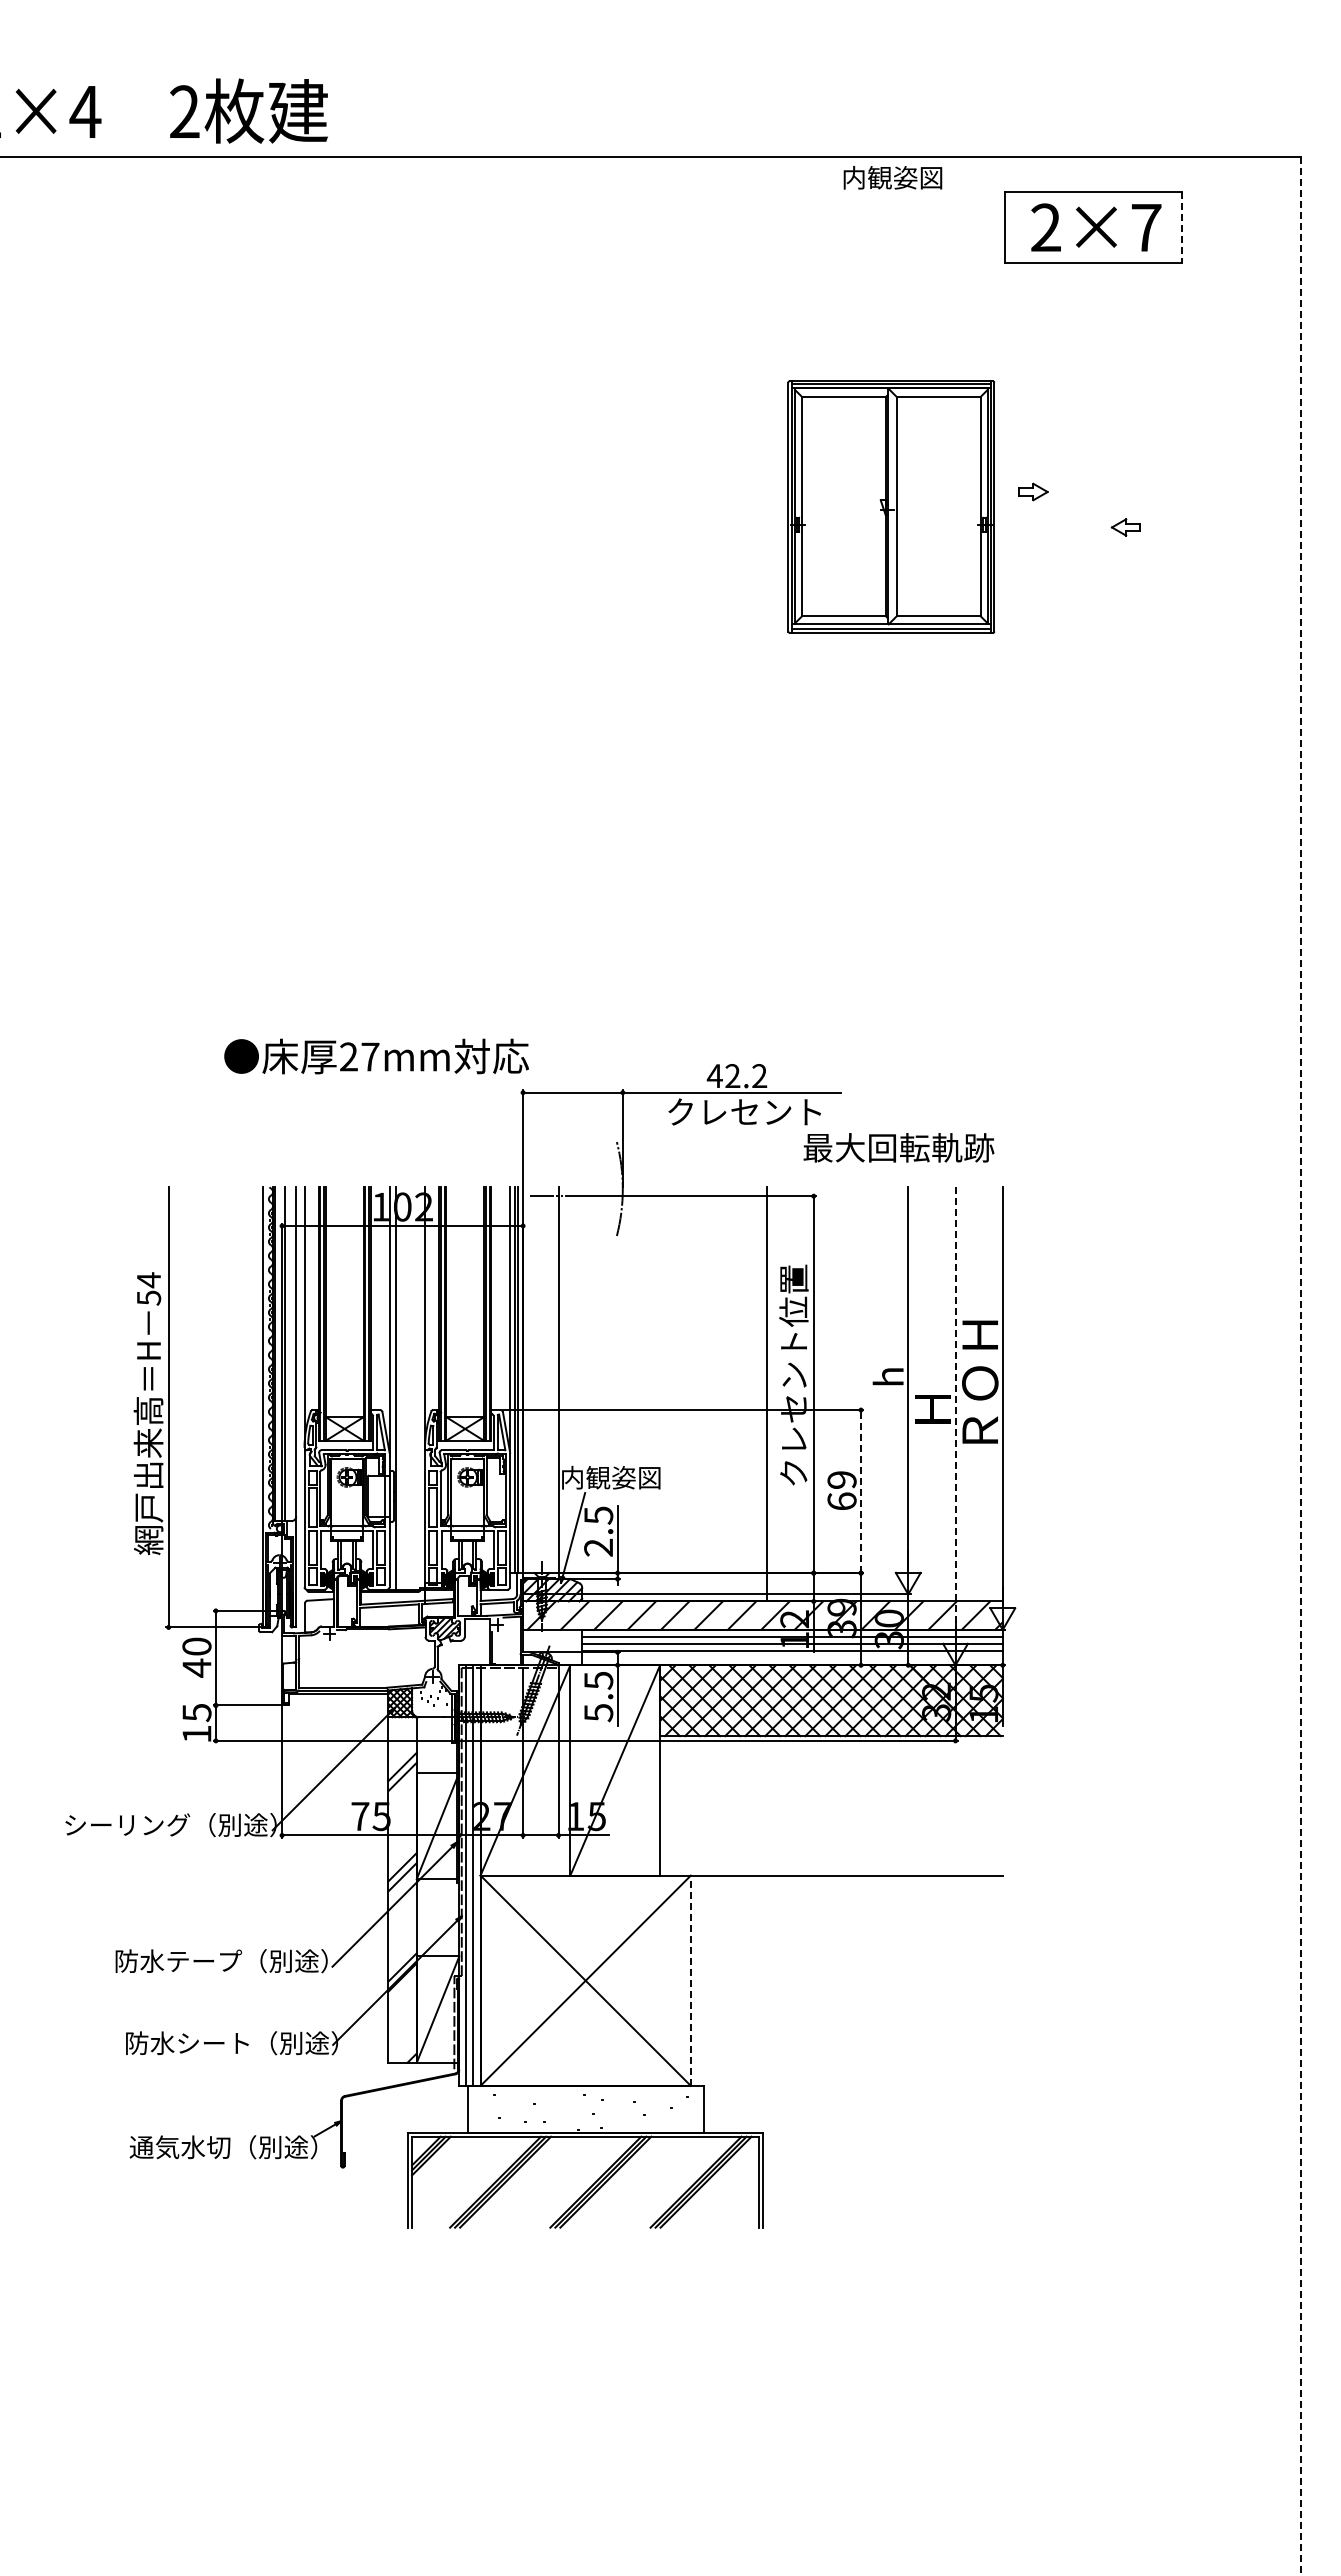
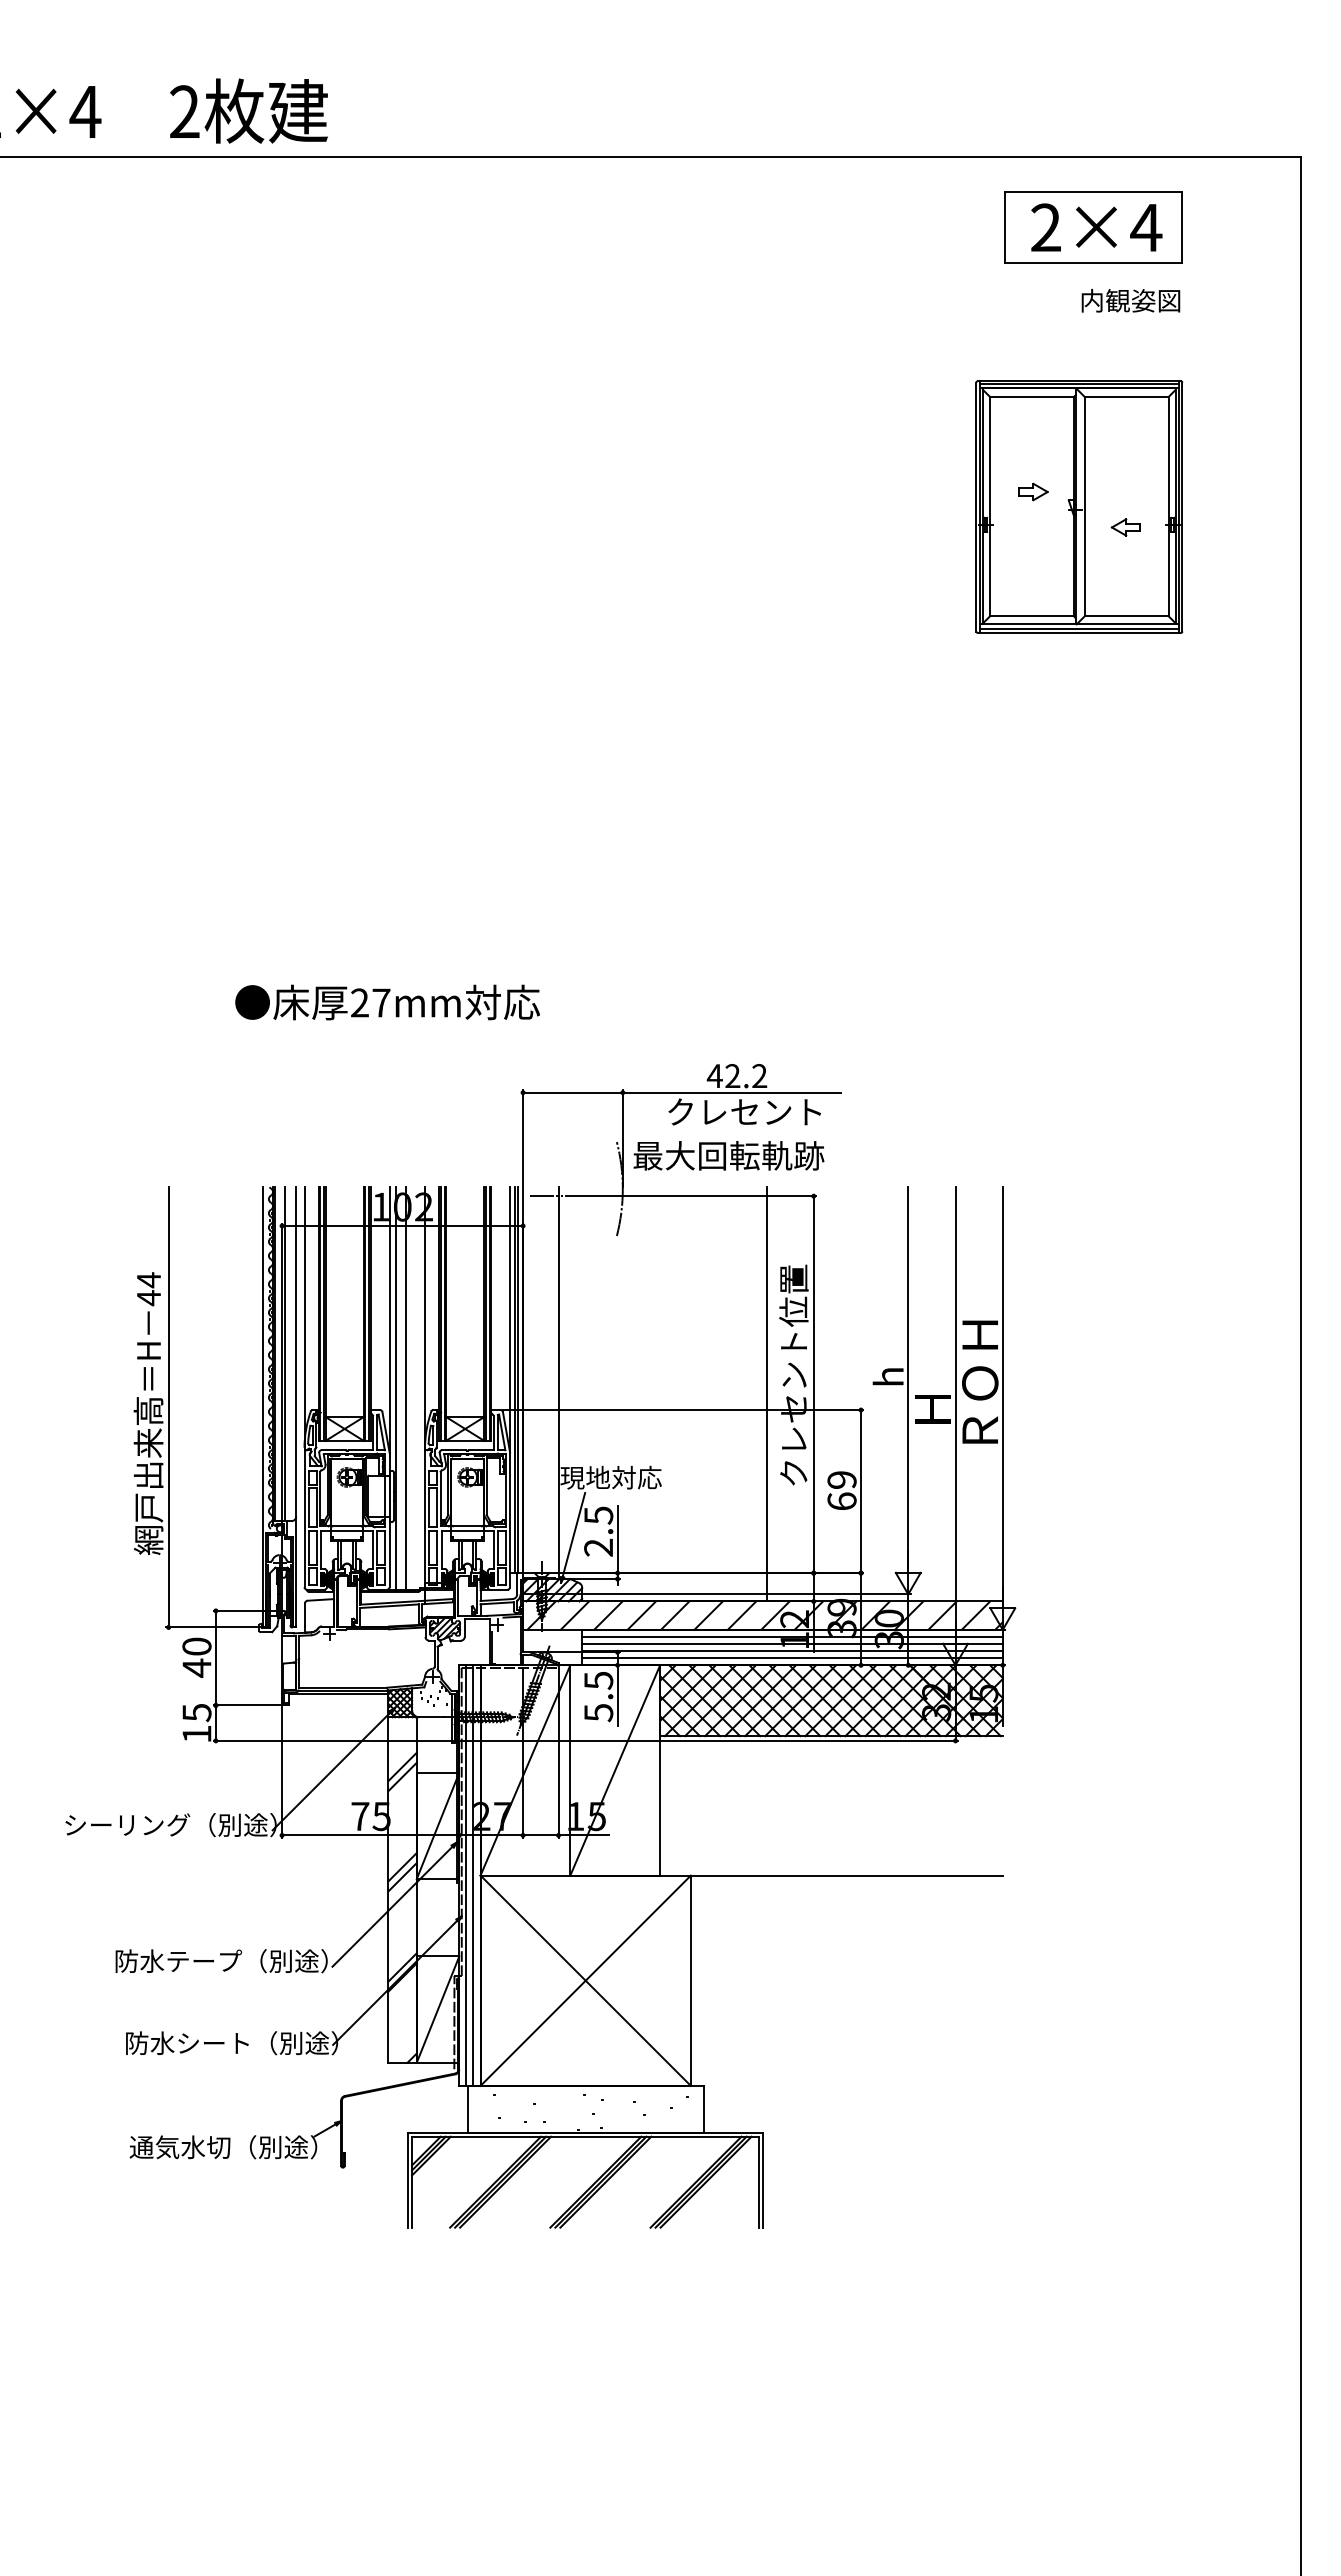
text position: (892, 177) -> (1130, 300) (1130, 300)
text: 2×7 -> 2×4 (1146, 227)
line: dashed -> solid (1182, 228)
part position: (891, 506) -> (1079, 506) (1079, 506)
text position: (376, 1056) -> (387, 1002) (387, 1002)
text position: (898, 1147) -> (728, 1155) (728, 1155)
text: 54 -> 44 (149, 1298)
line: dashed -> solid (1300, 1365)
line: none -> present (406, 1388)
line: dashed -> solid (955, 1413)
text: 内観姿図 -> 現地対応 (610, 1477)
line: dashed -> solid (861, 1491)
line: none -> present (792, 1658)
line: dashed -> solid (690, 1980)
